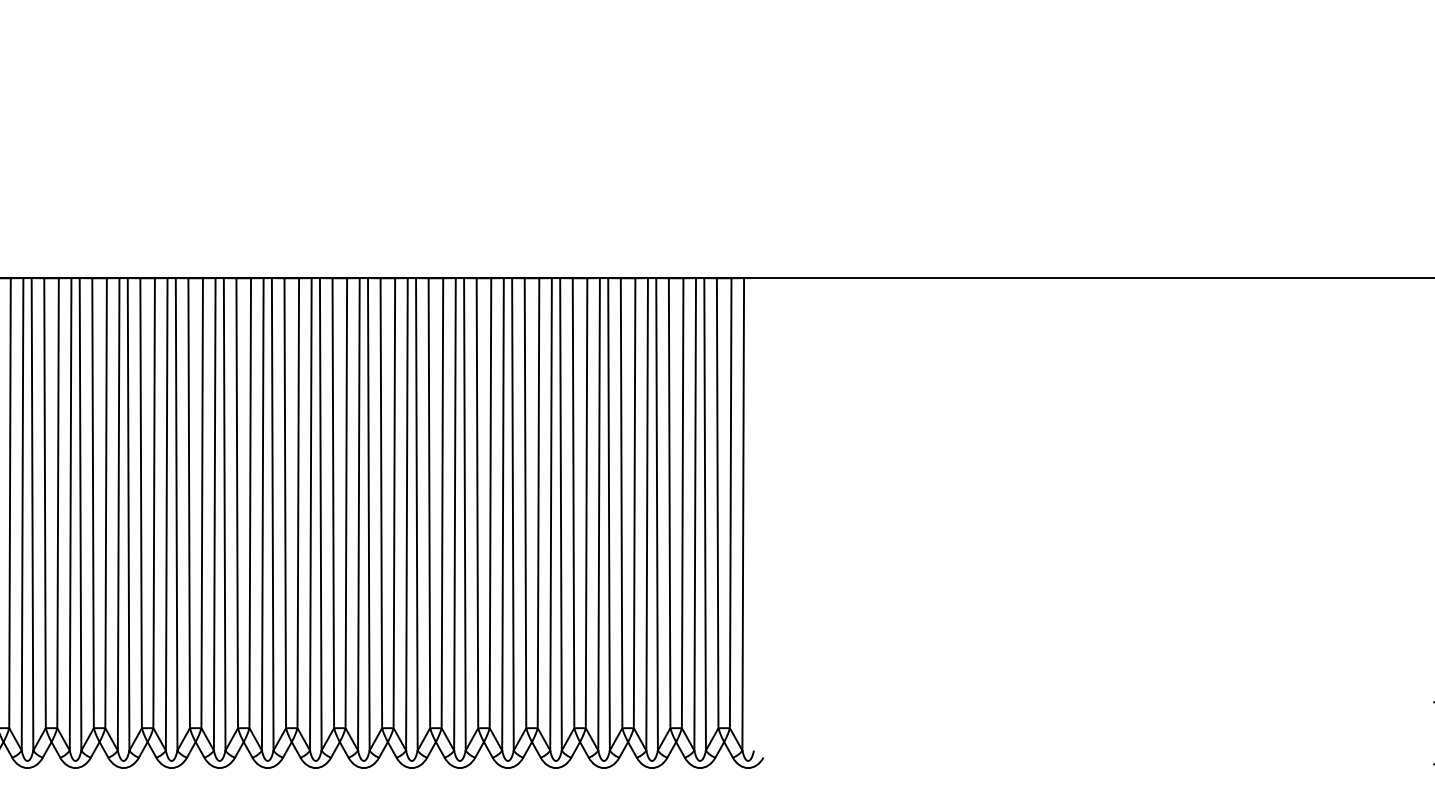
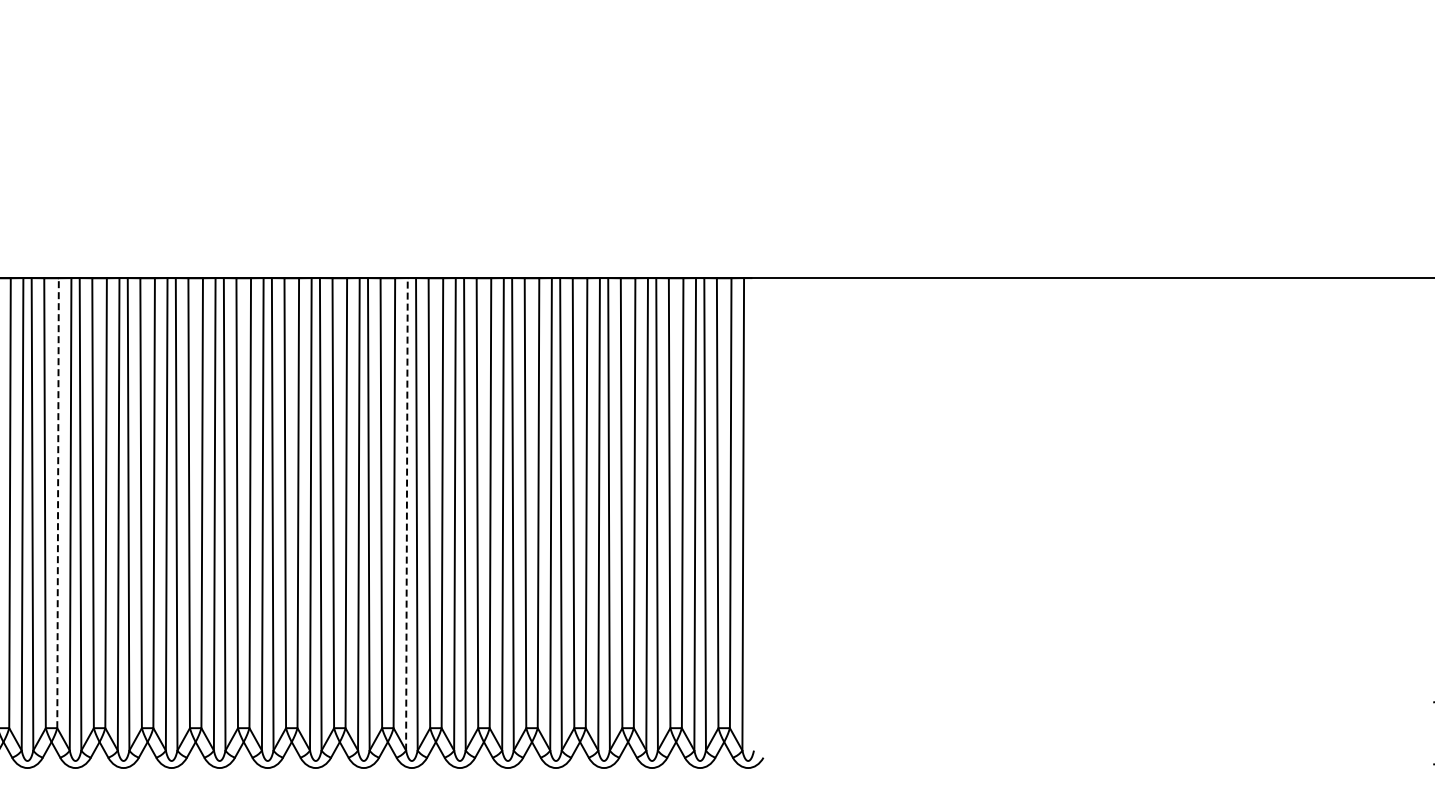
line: solid -> dashed (58, 503)
line: solid -> dashed (406, 513)
